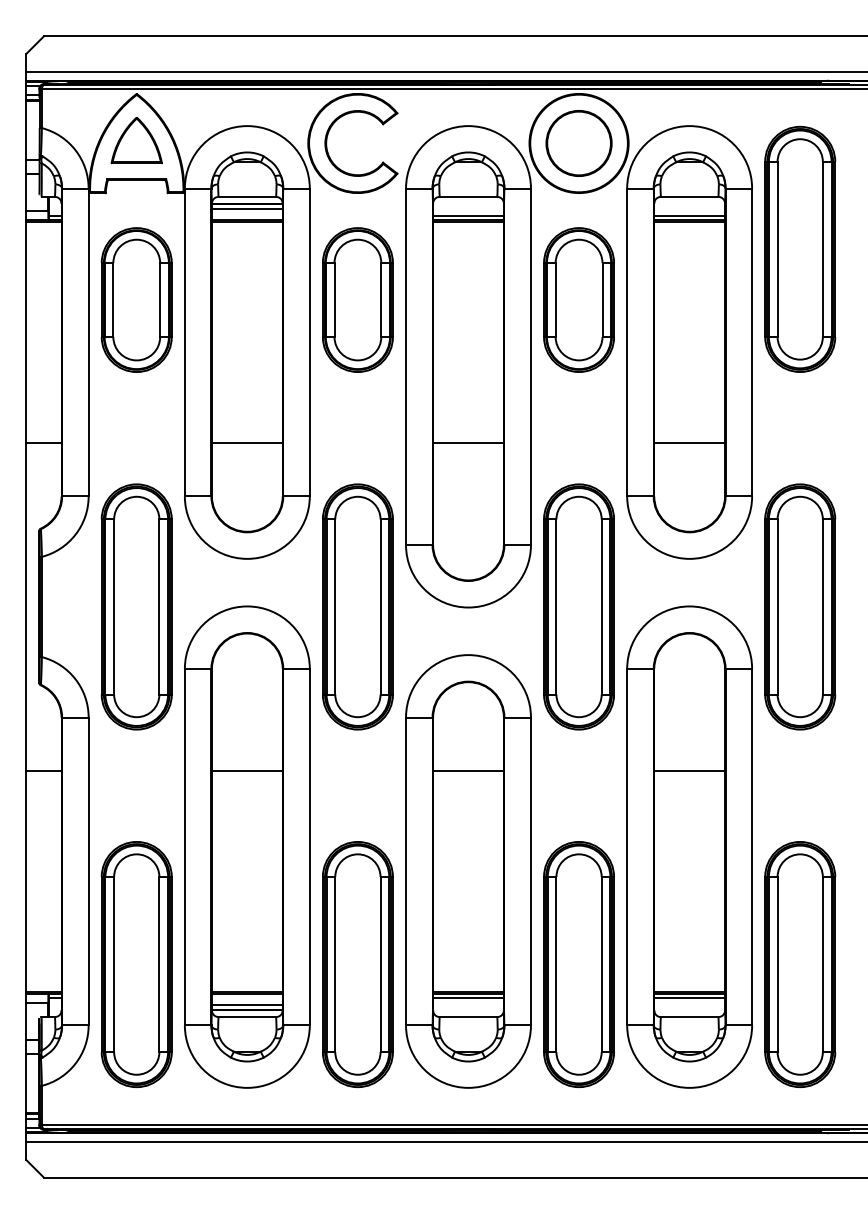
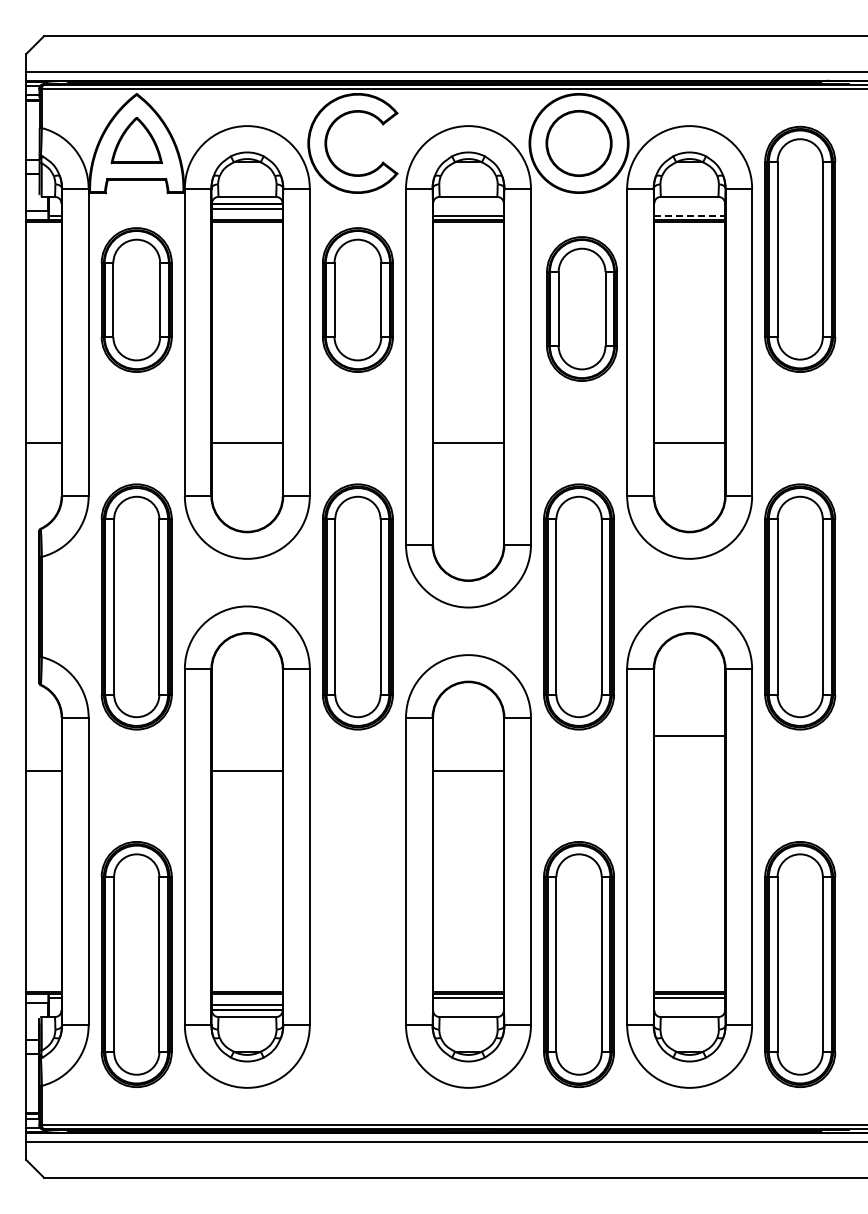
line: solid -> dashed (690, 215)
part position: (578, 299) -> (581, 308) (581, 308)
line position: (689, 770) -> (689, 735) (689, 735)
part: present -> none (357, 964)
